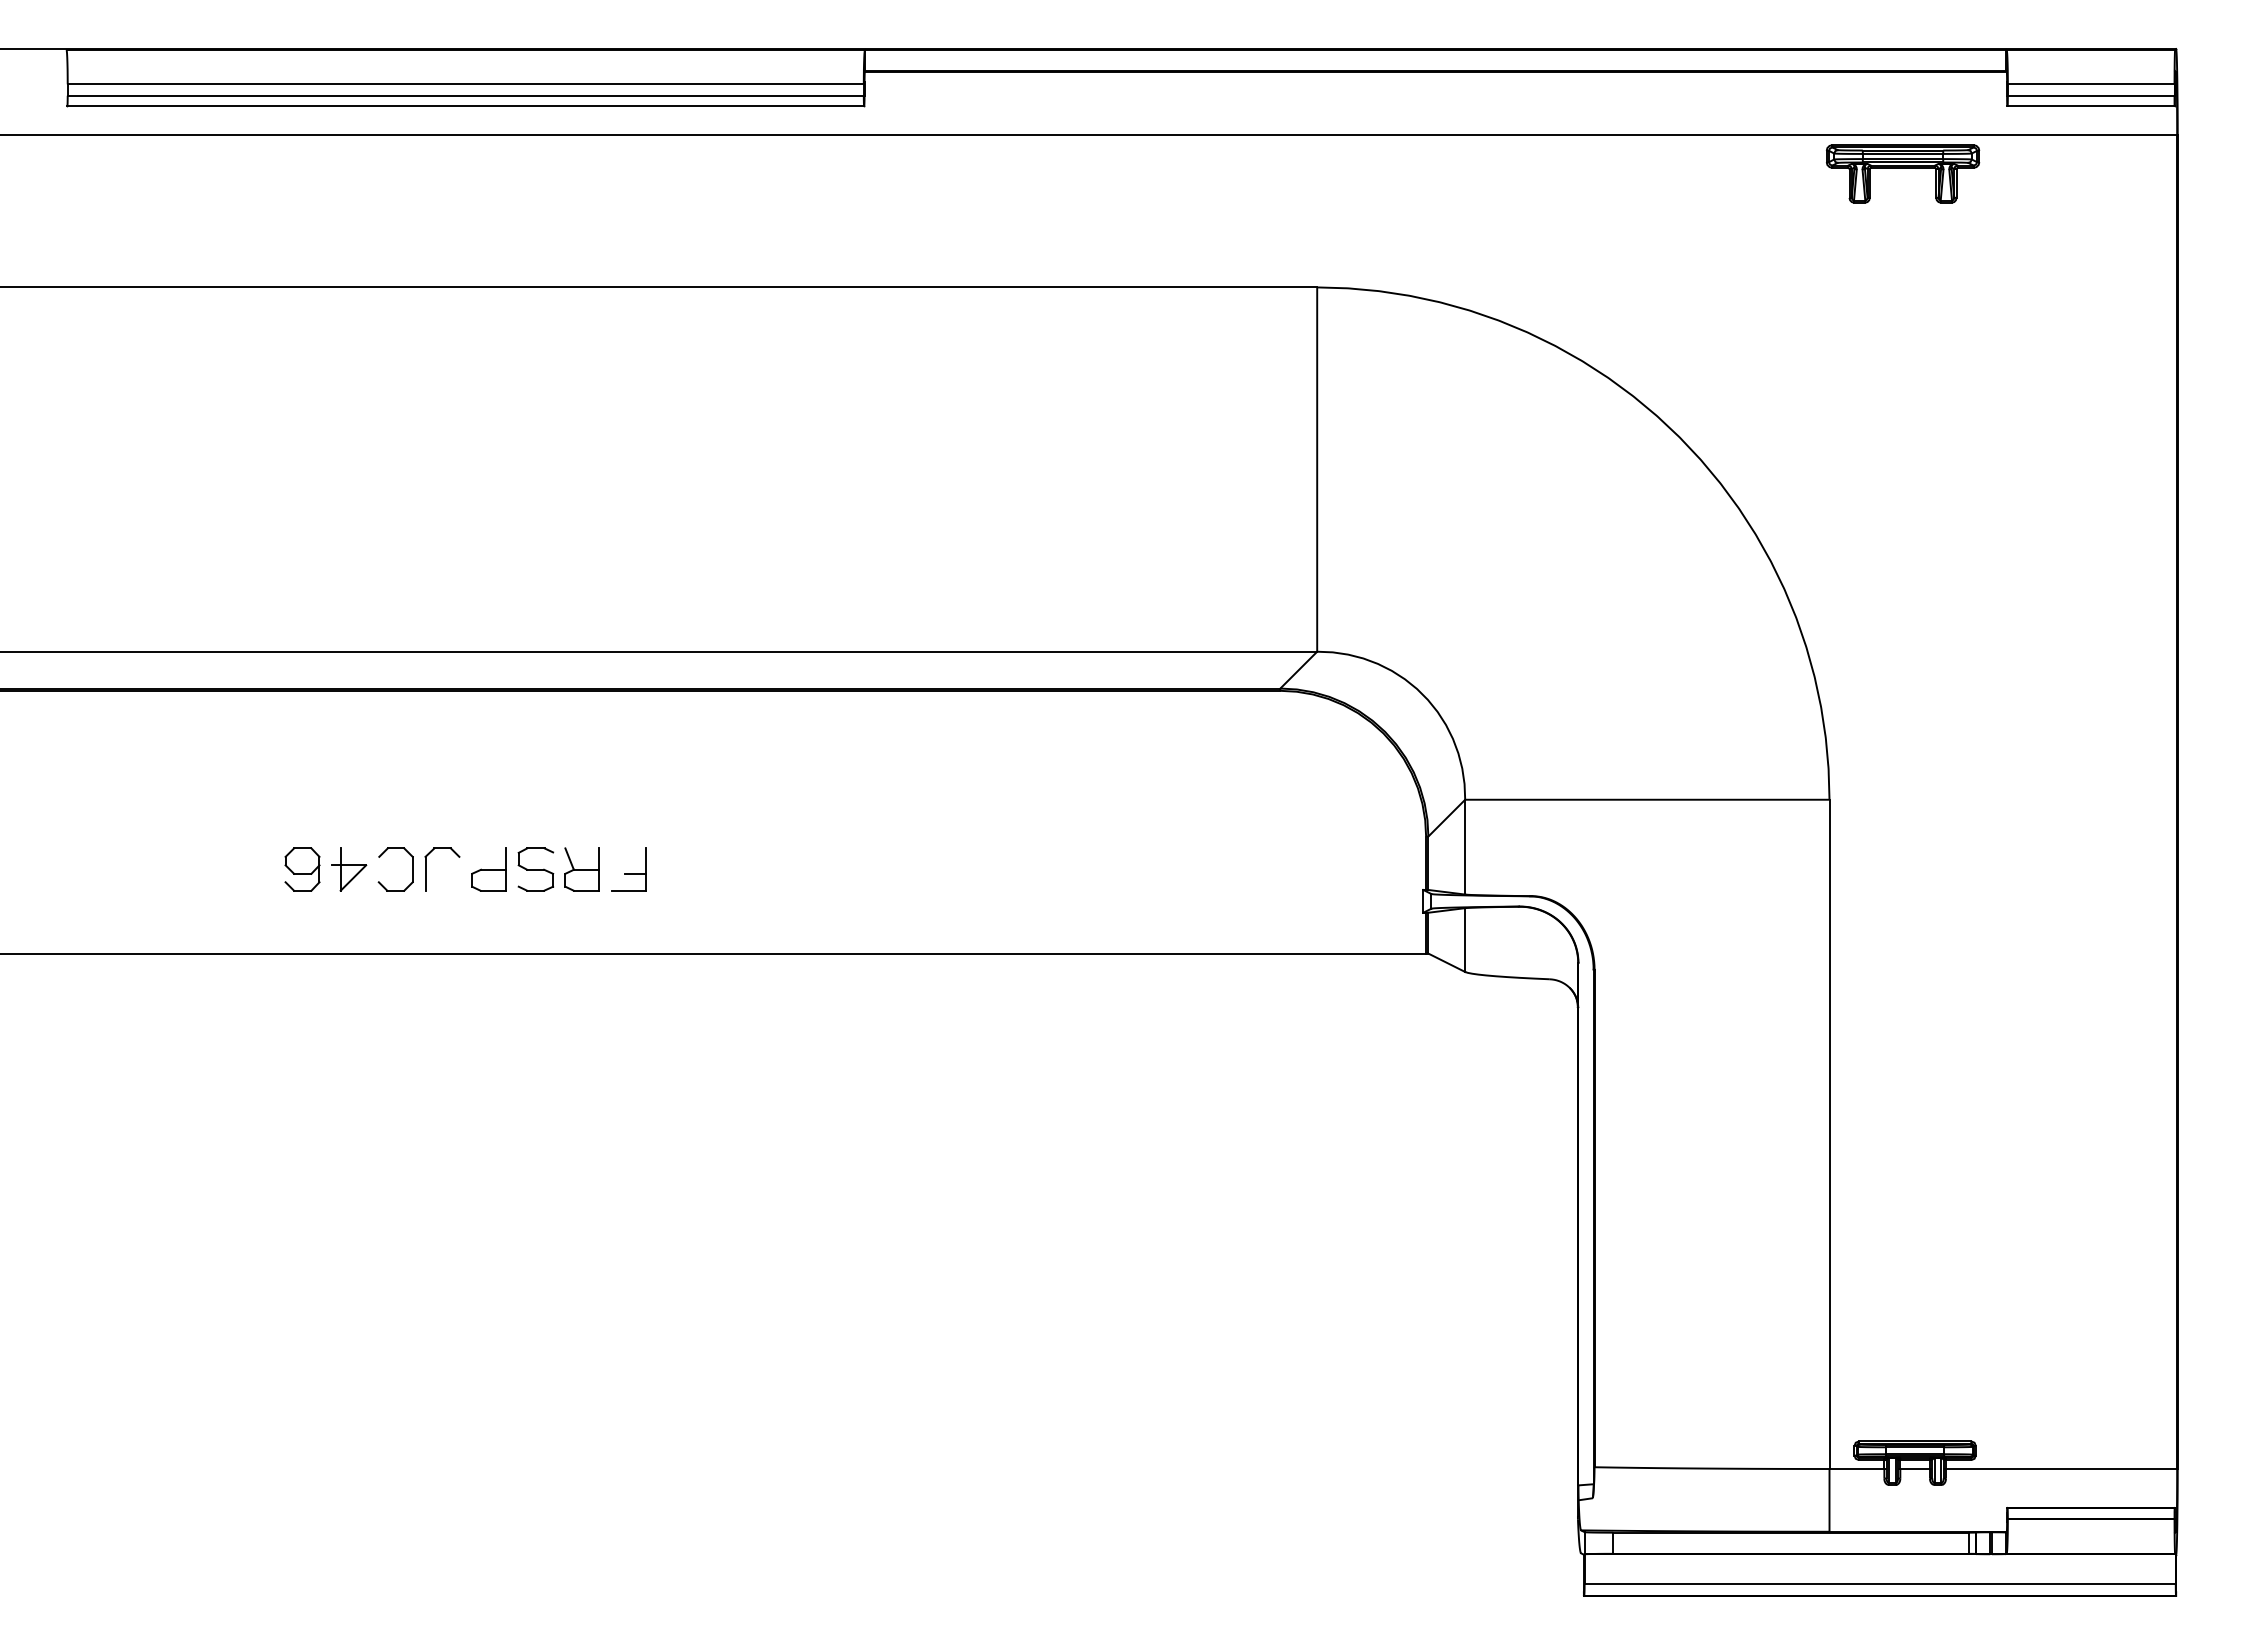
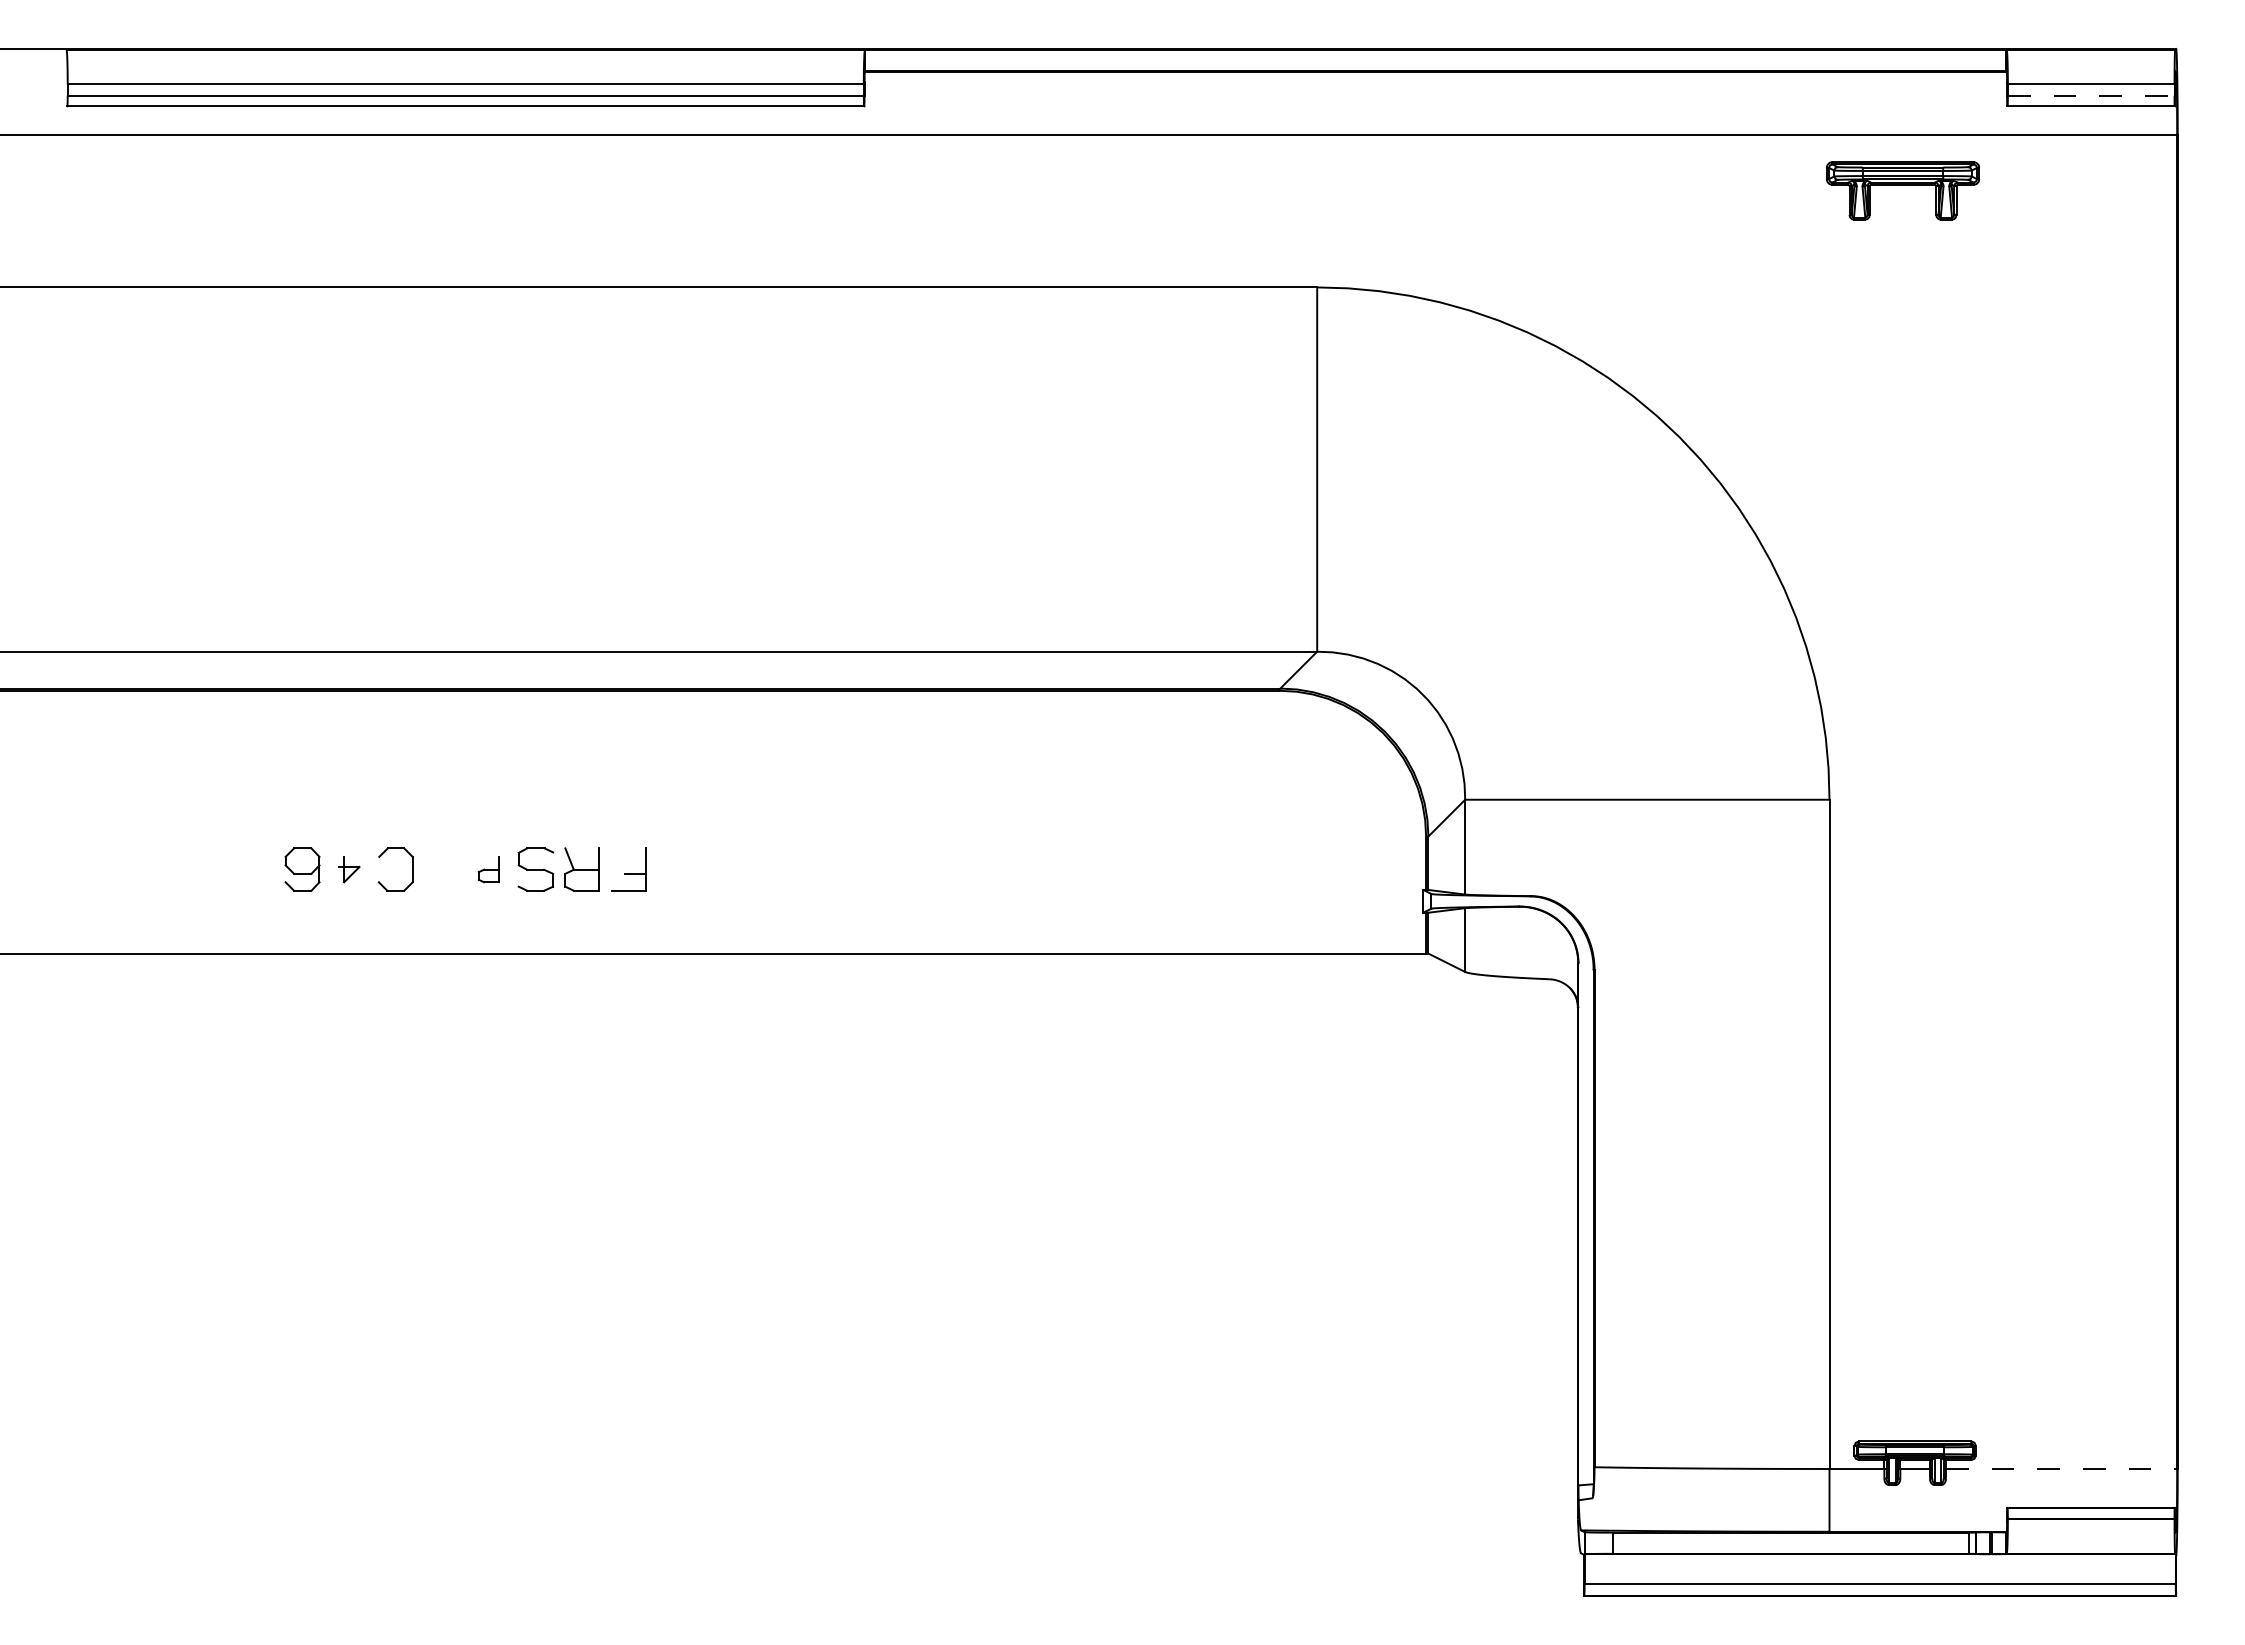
line: solid -> dashed (2091, 95)
part position: (1903, 173) -> (1903, 190) (1903, 190)
part size: 37x45 px -> 23x28 px (349, 869)
part: present -> none (426, 869)
part size: 36x45 px -> 23x28 px (488, 869)
line: solid -> dashed (2061, 1469)
